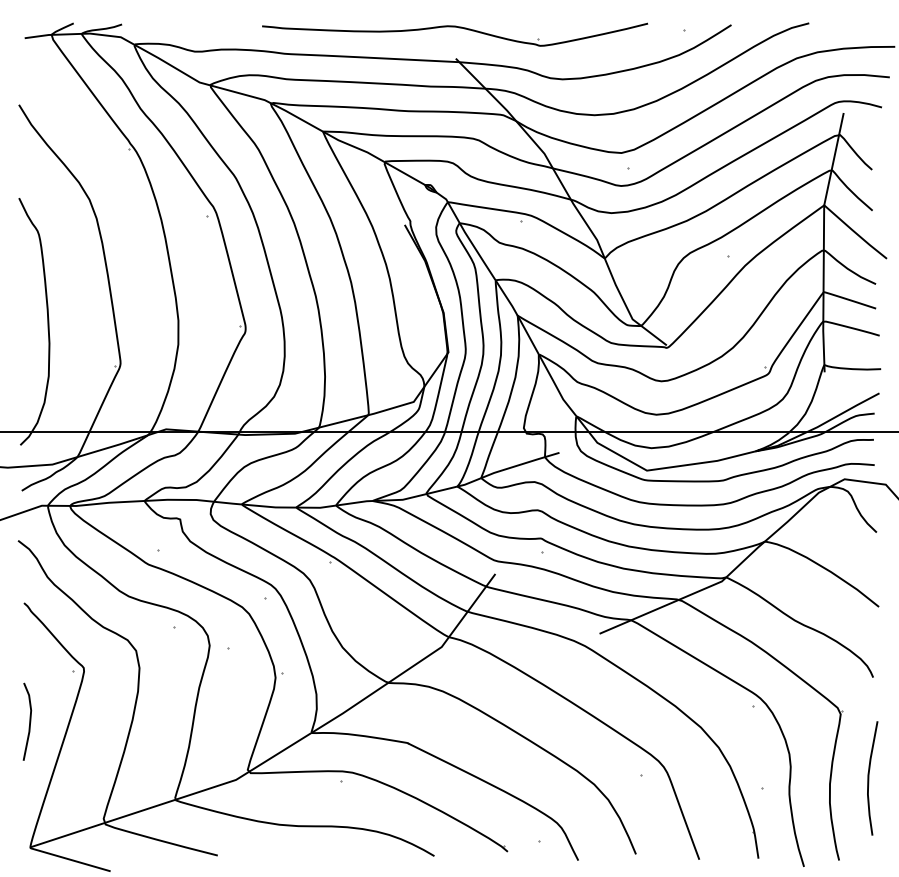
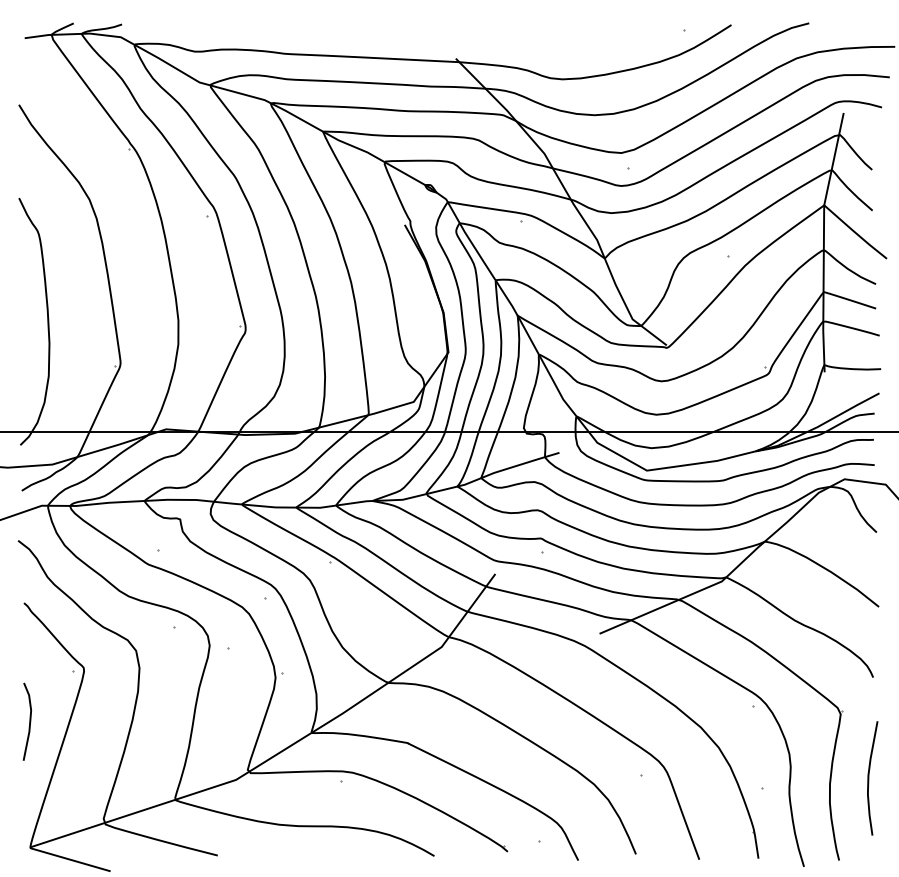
part: present -> none (458, 28)
